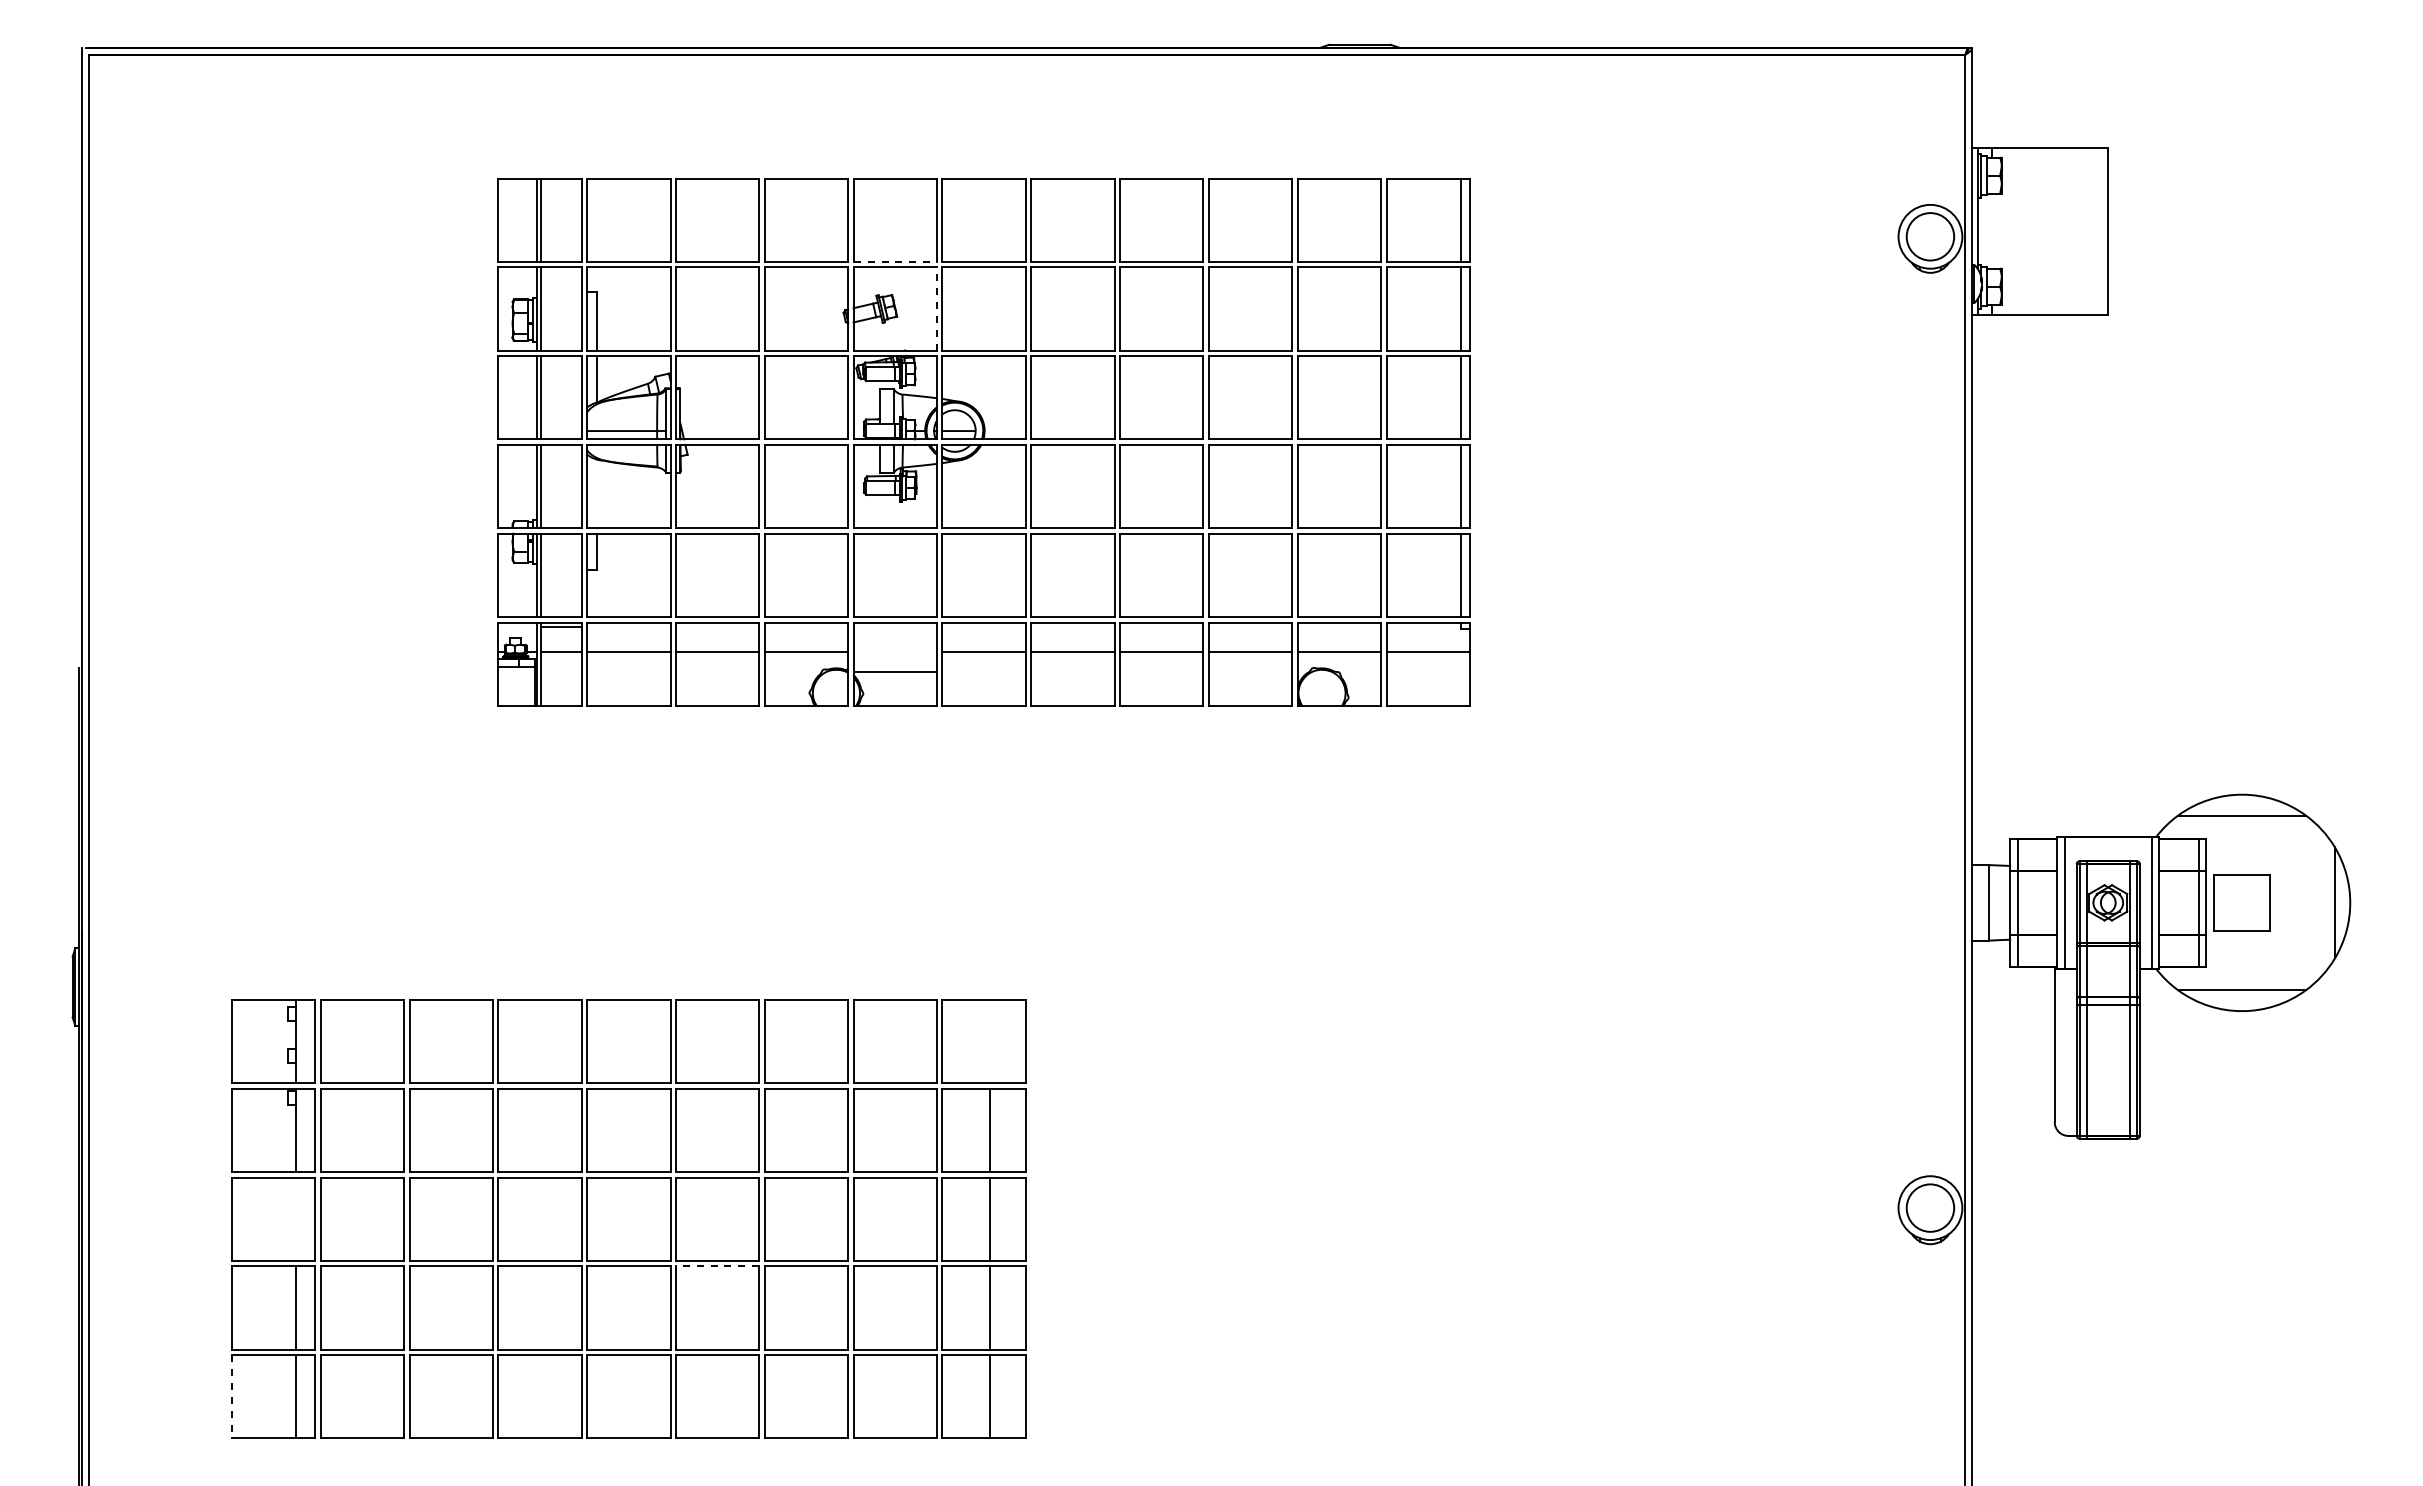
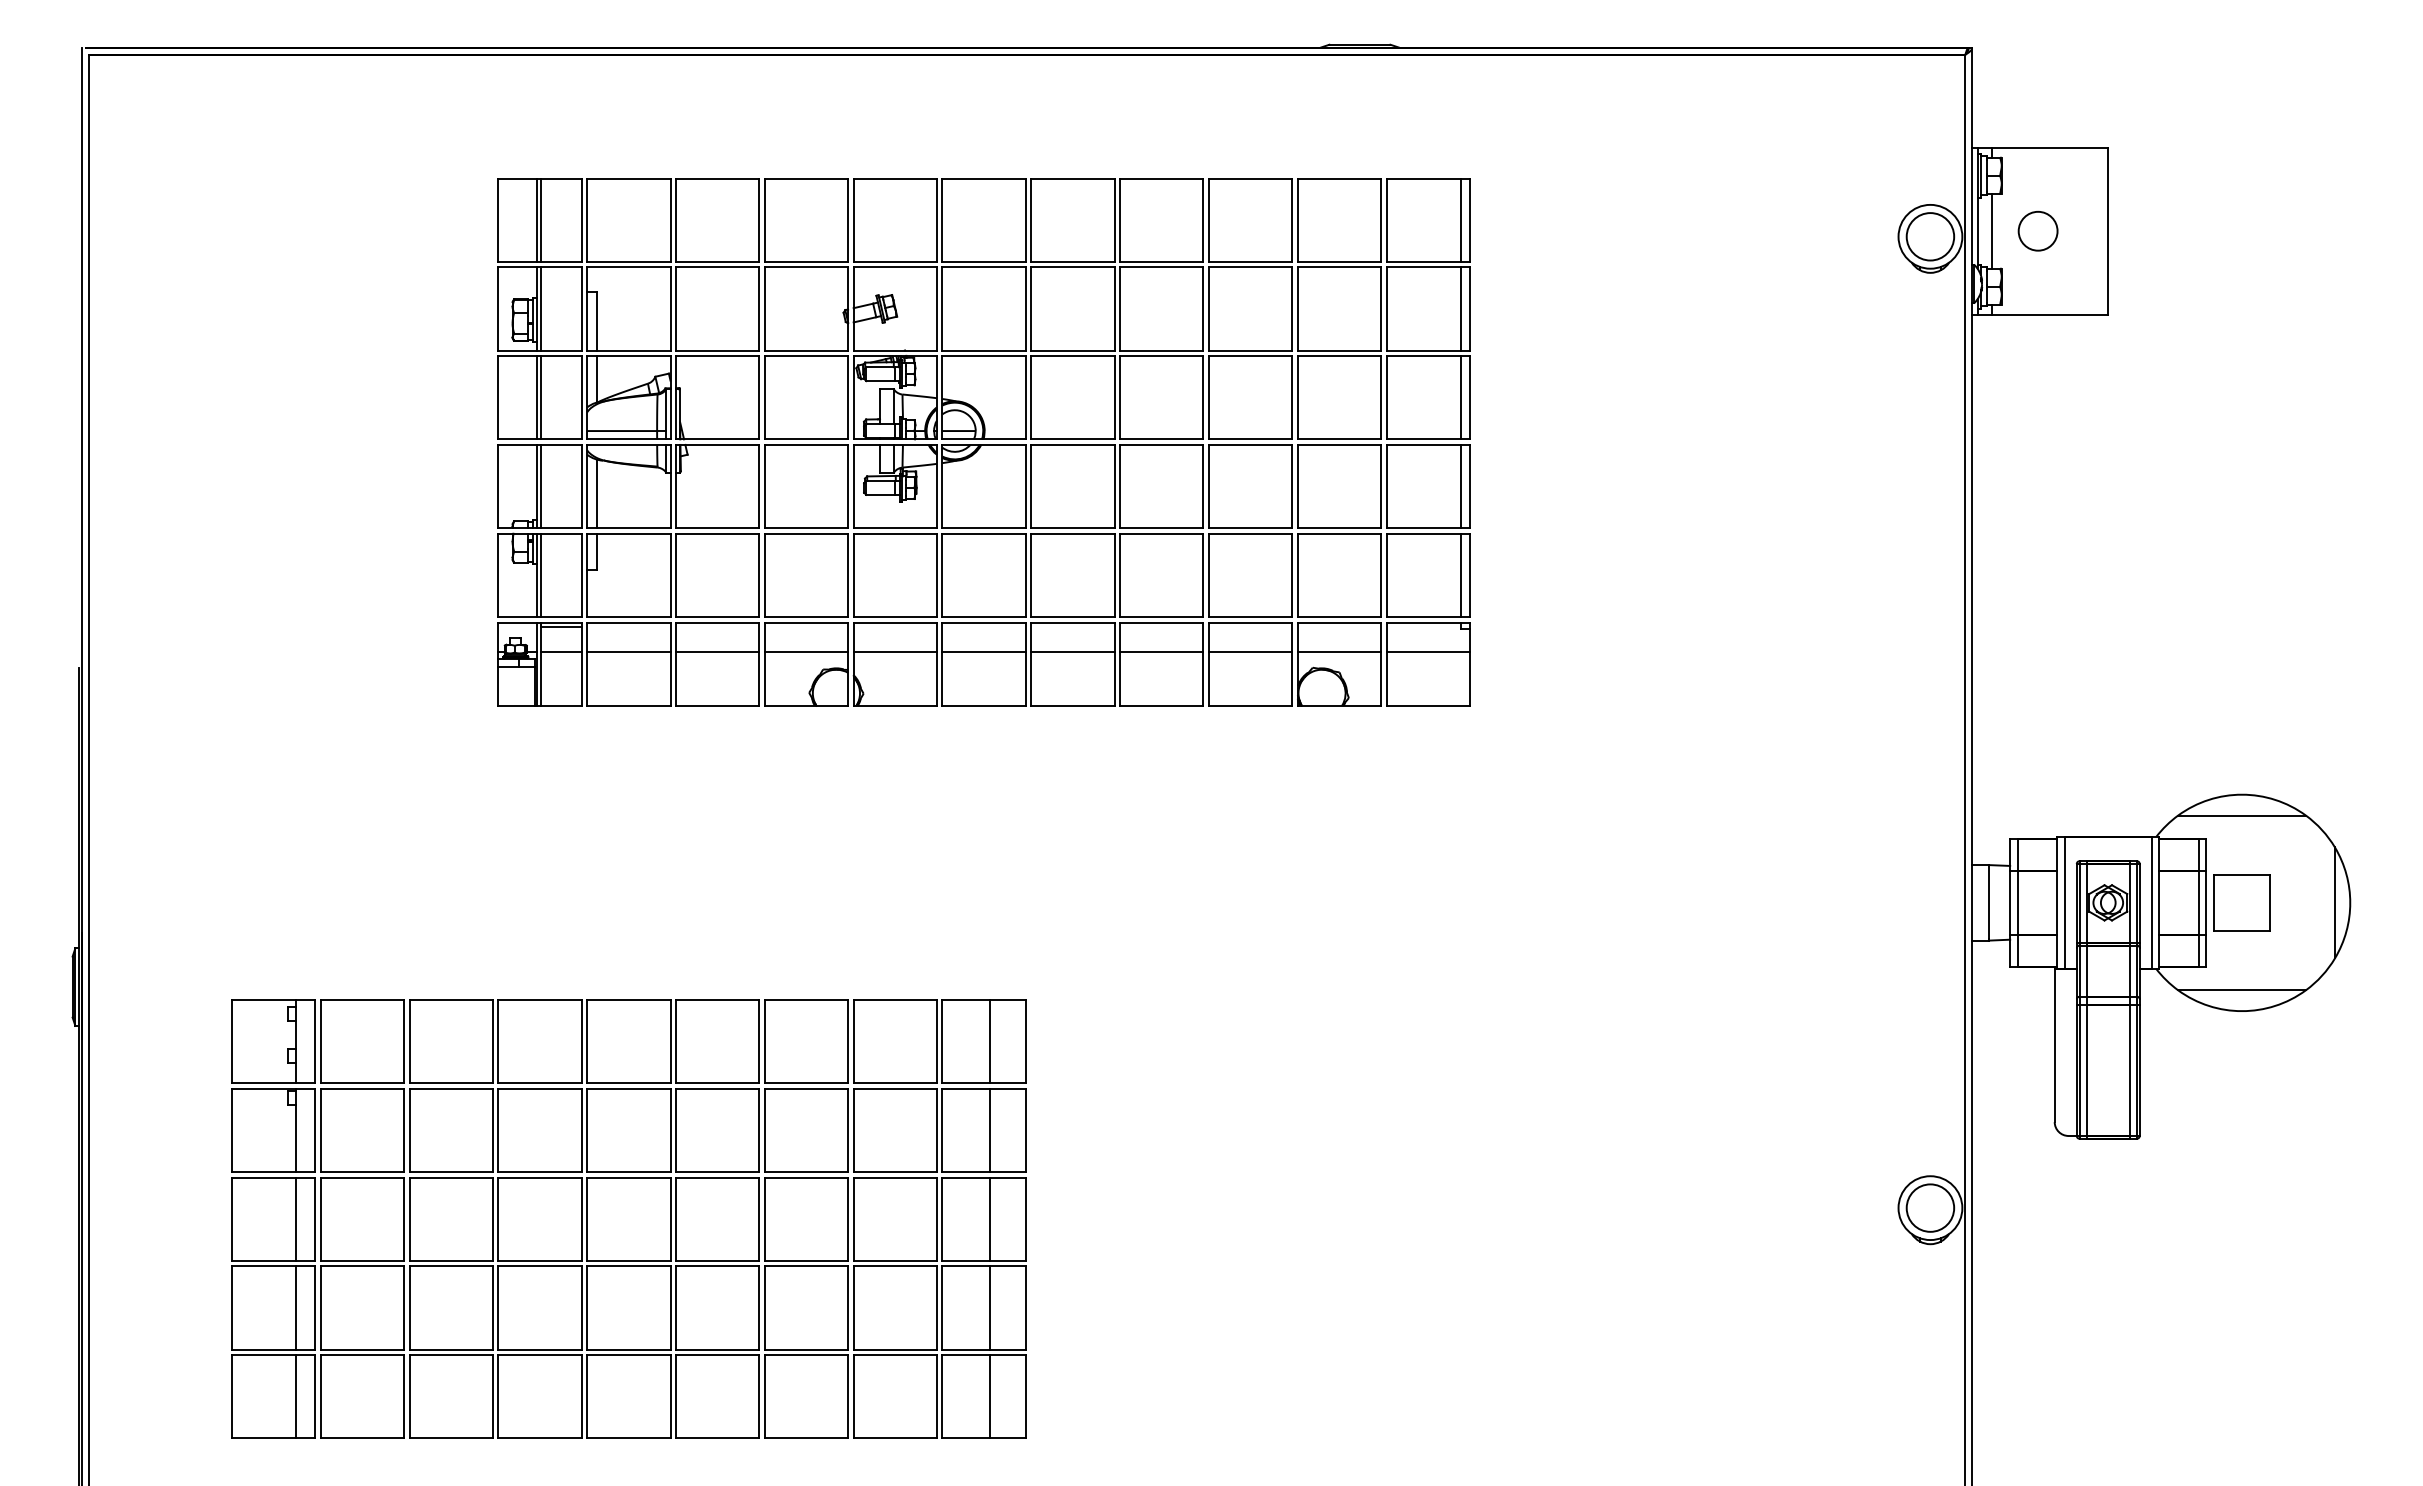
line: none -> present (1991, 230)
circle: none -> present (2037, 230)
line: dashed -> solid (895, 261)
line: dashed -> solid (936, 308)
line: none -> present (596, 493)
line position: (894, 671) -> (894, 651) (894, 651)
line: none -> present (990, 1041)
line: none -> present (296, 1218)
line: dashed -> solid (717, 1266)
line: dashed -> solid (232, 1396)
